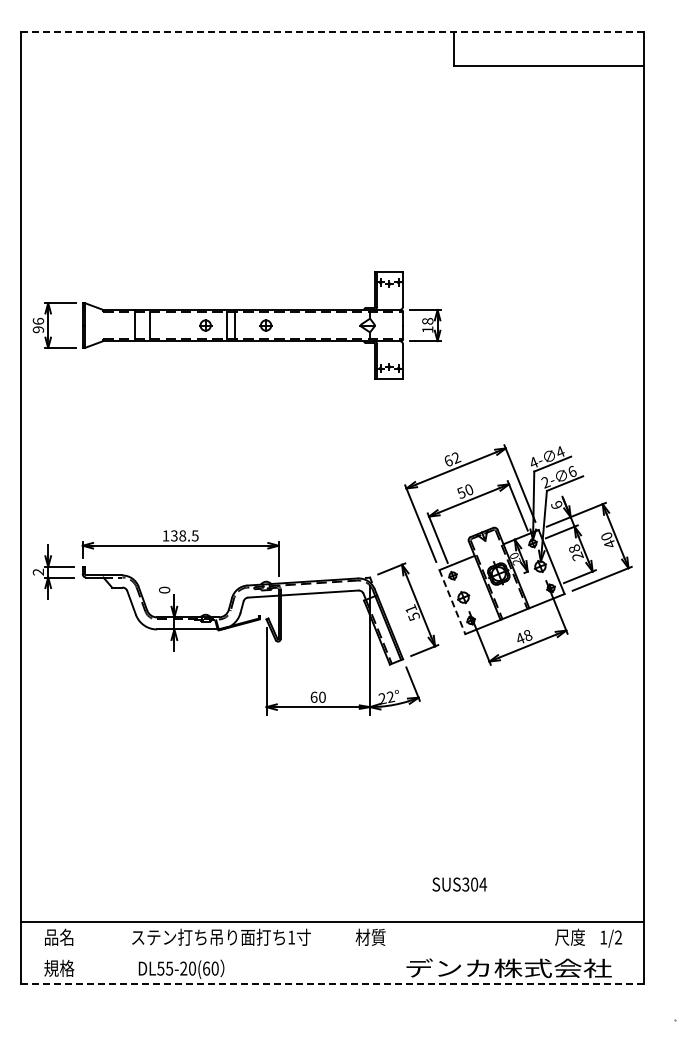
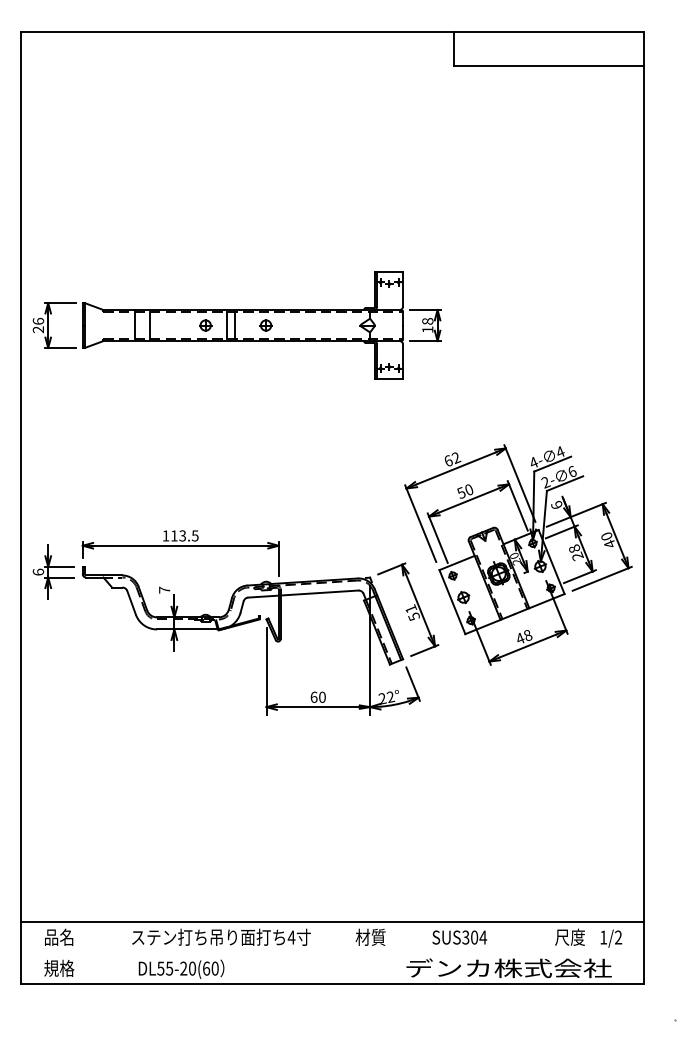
line: dashed -> solid (332, 31)
text: 96 -> 26 (38, 329)
text: 138.5 -> 113.5 (178, 535)
text: 2 -> 6 (38, 571)
text: 0 -> 7 (164, 589)
line: dashed -> solid (452, 602)
text position: (459, 884) -> (459, 937) (459, 937)
text: 1 -> 4 (291, 937)
line: dashed -> solid (332, 984)
